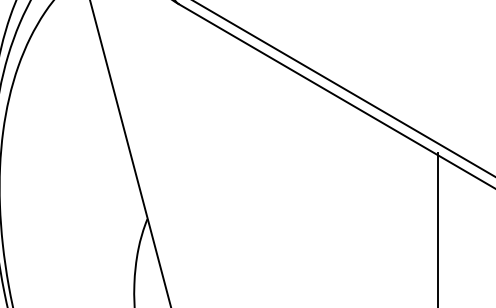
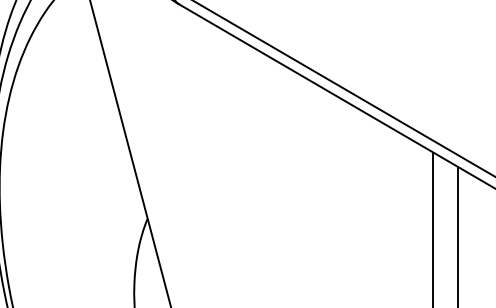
line position: (438, 228) -> (433, 228) (433, 228)
line: none -> present (458, 235)
